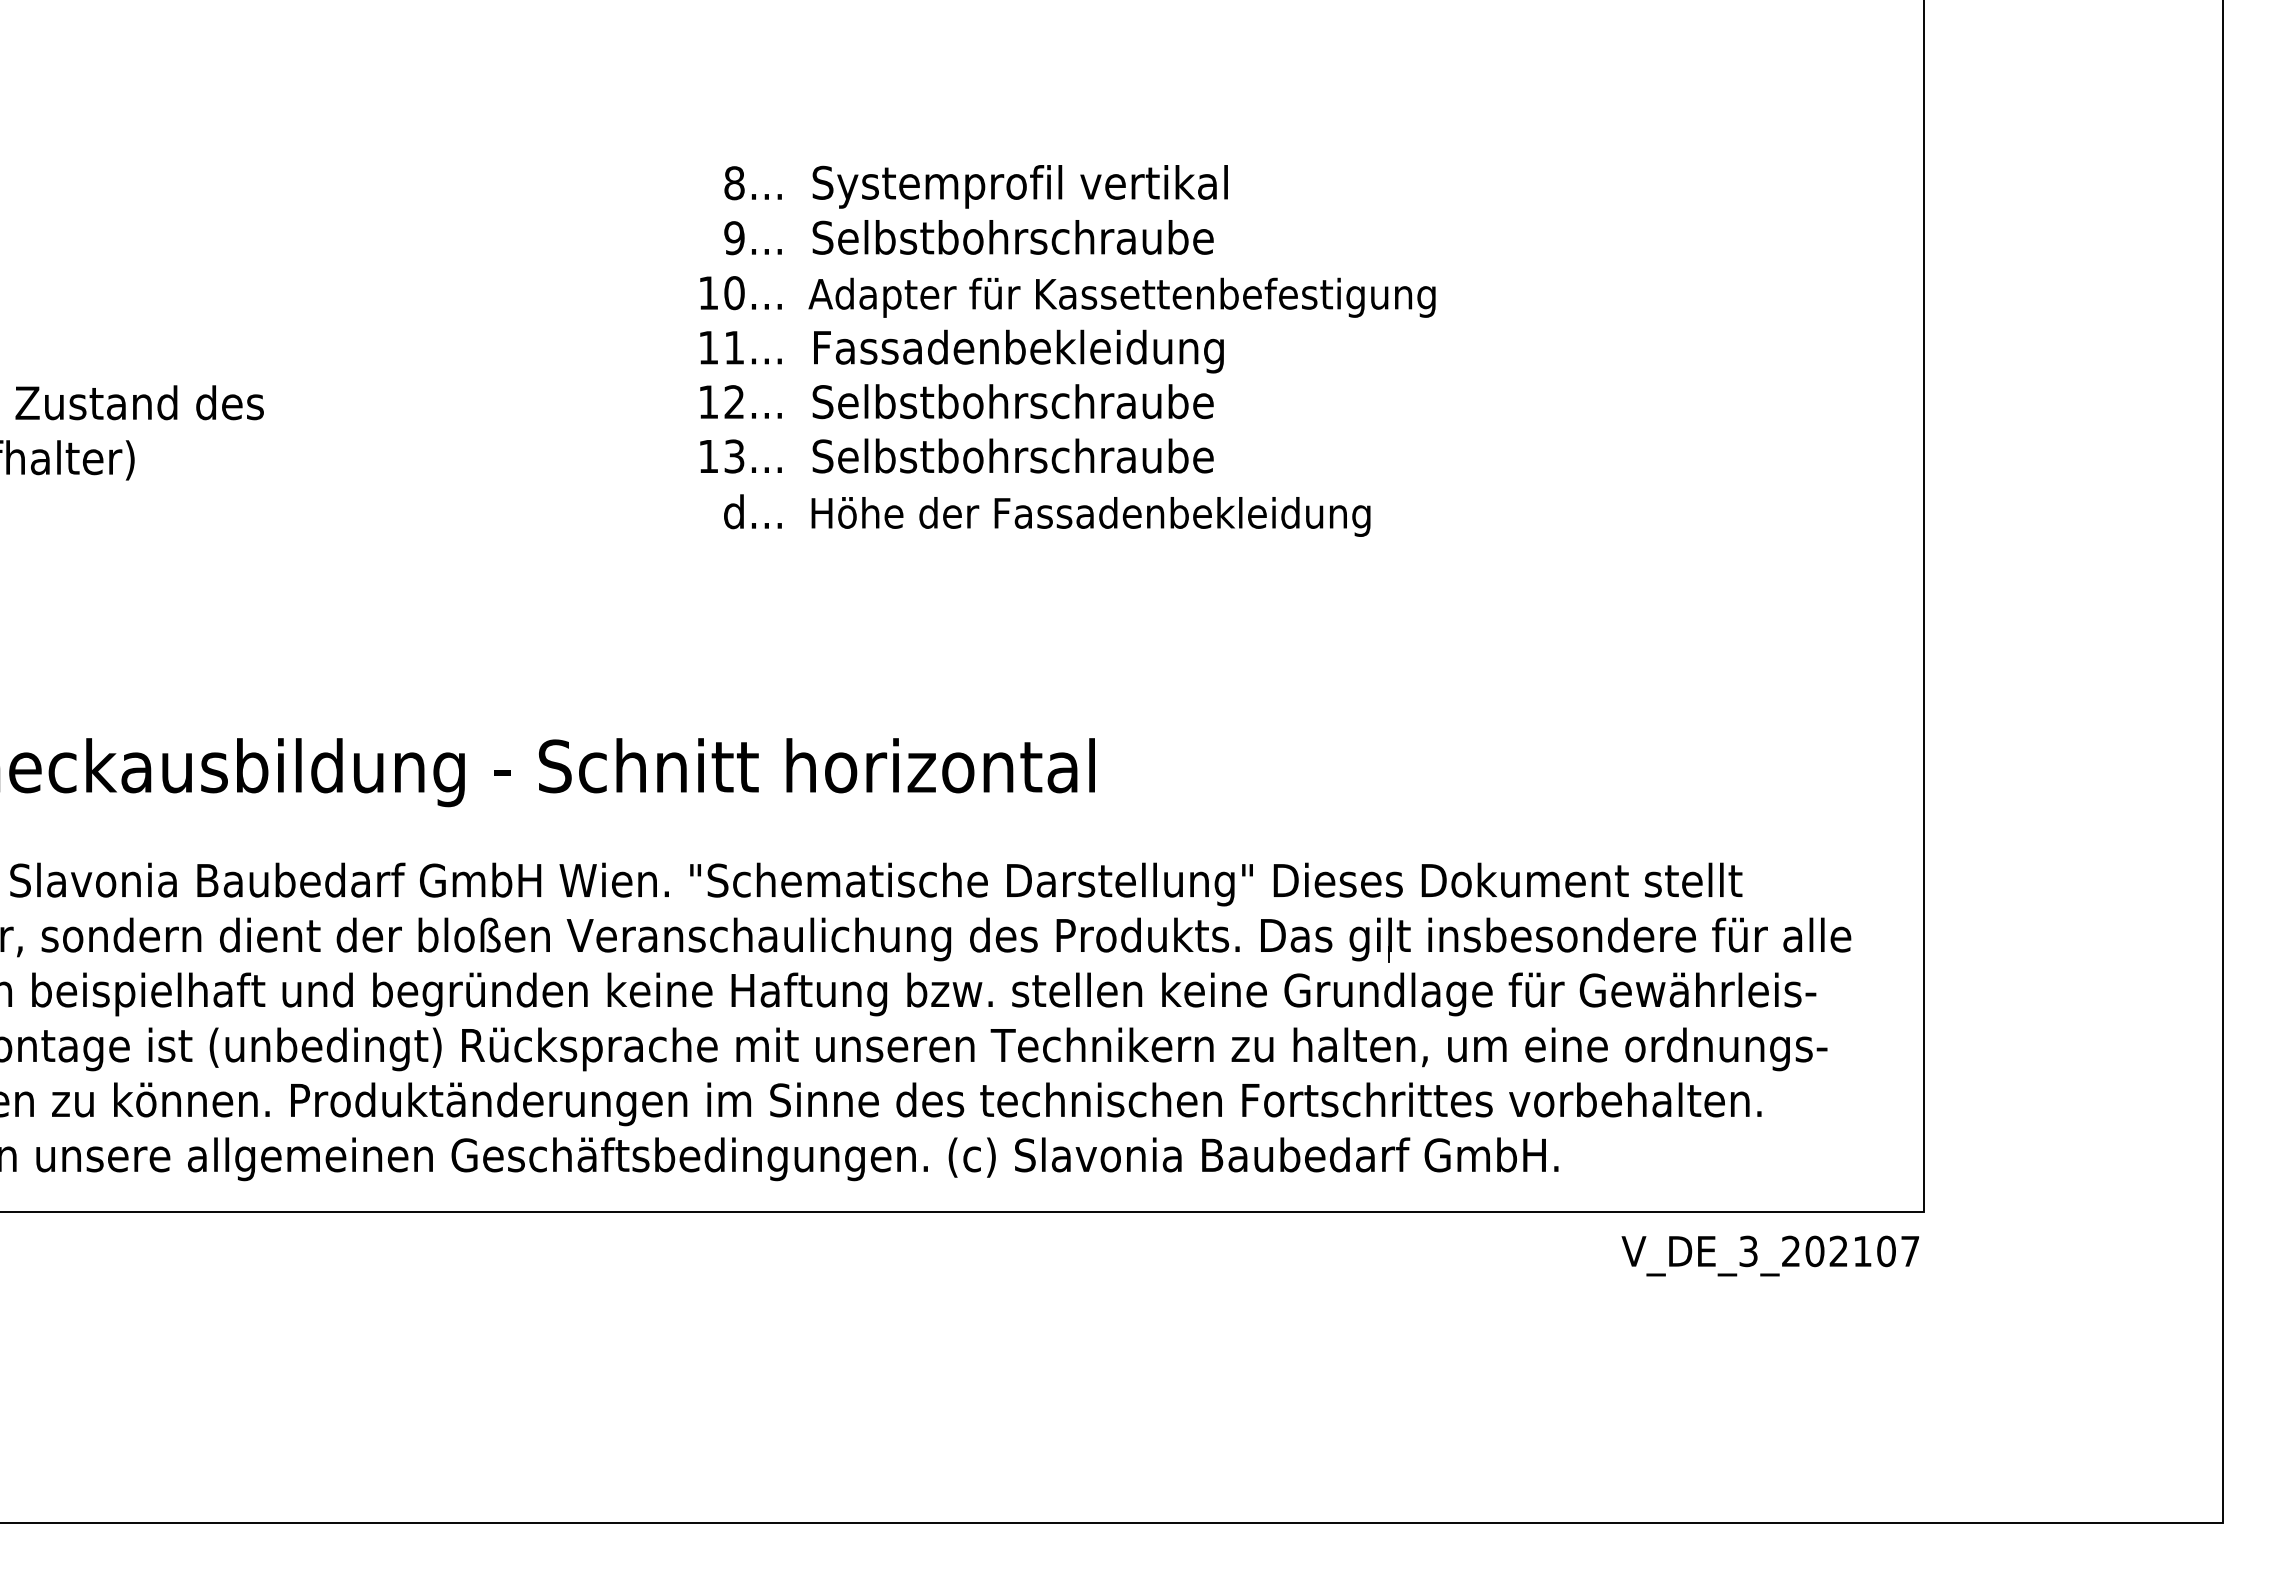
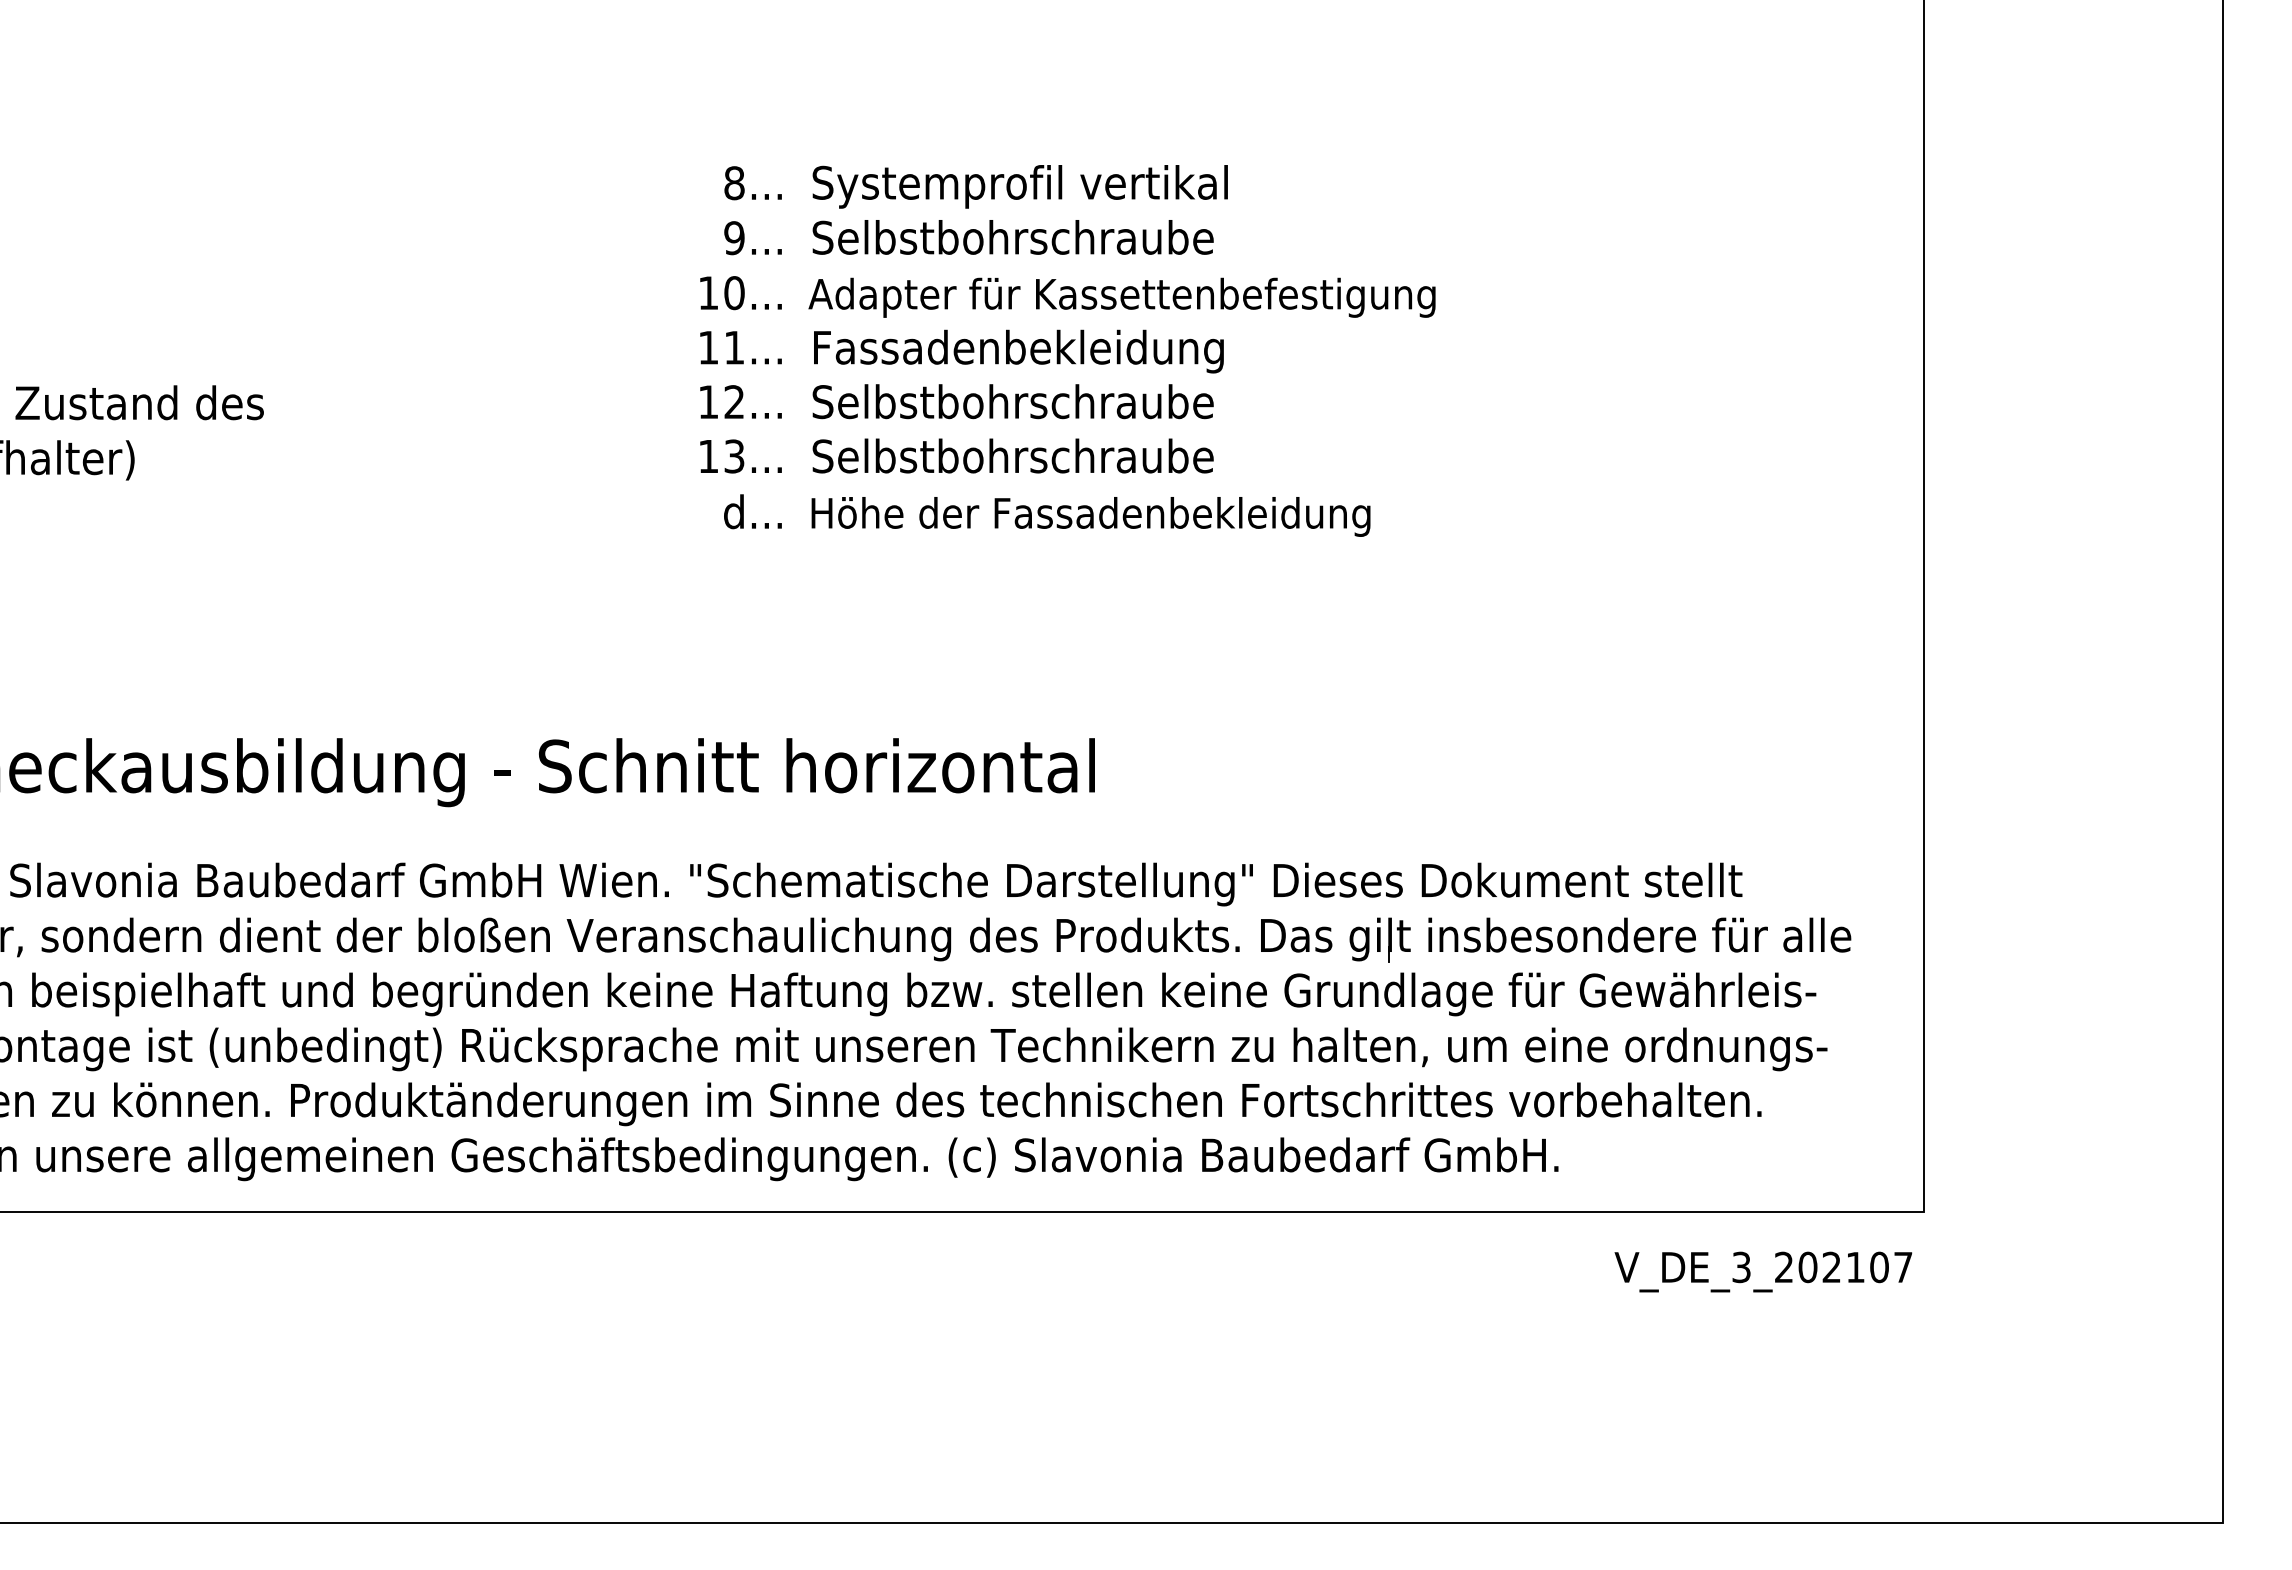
text position: (1770, 1255) -> (1763, 1271) (1763, 1271)
